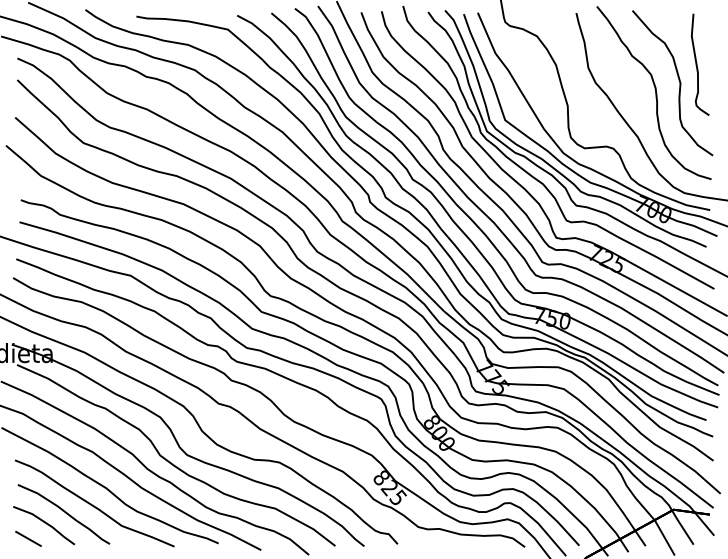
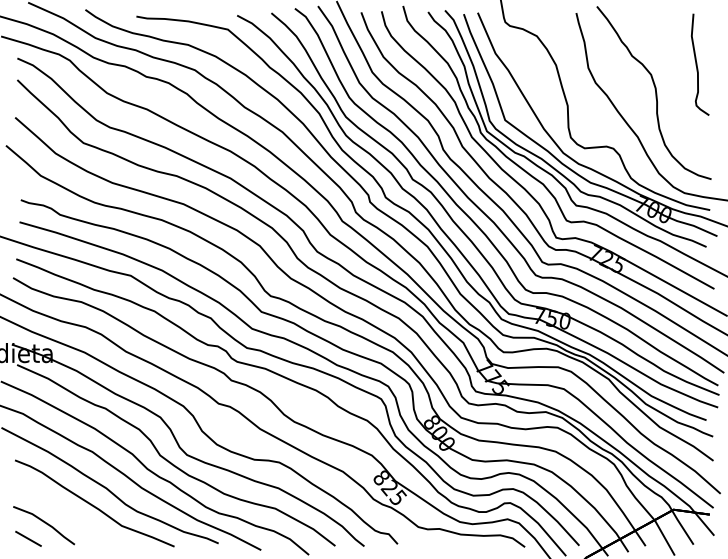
curve: present -> none (678, 80)
curve: present -> none (64, 512)
